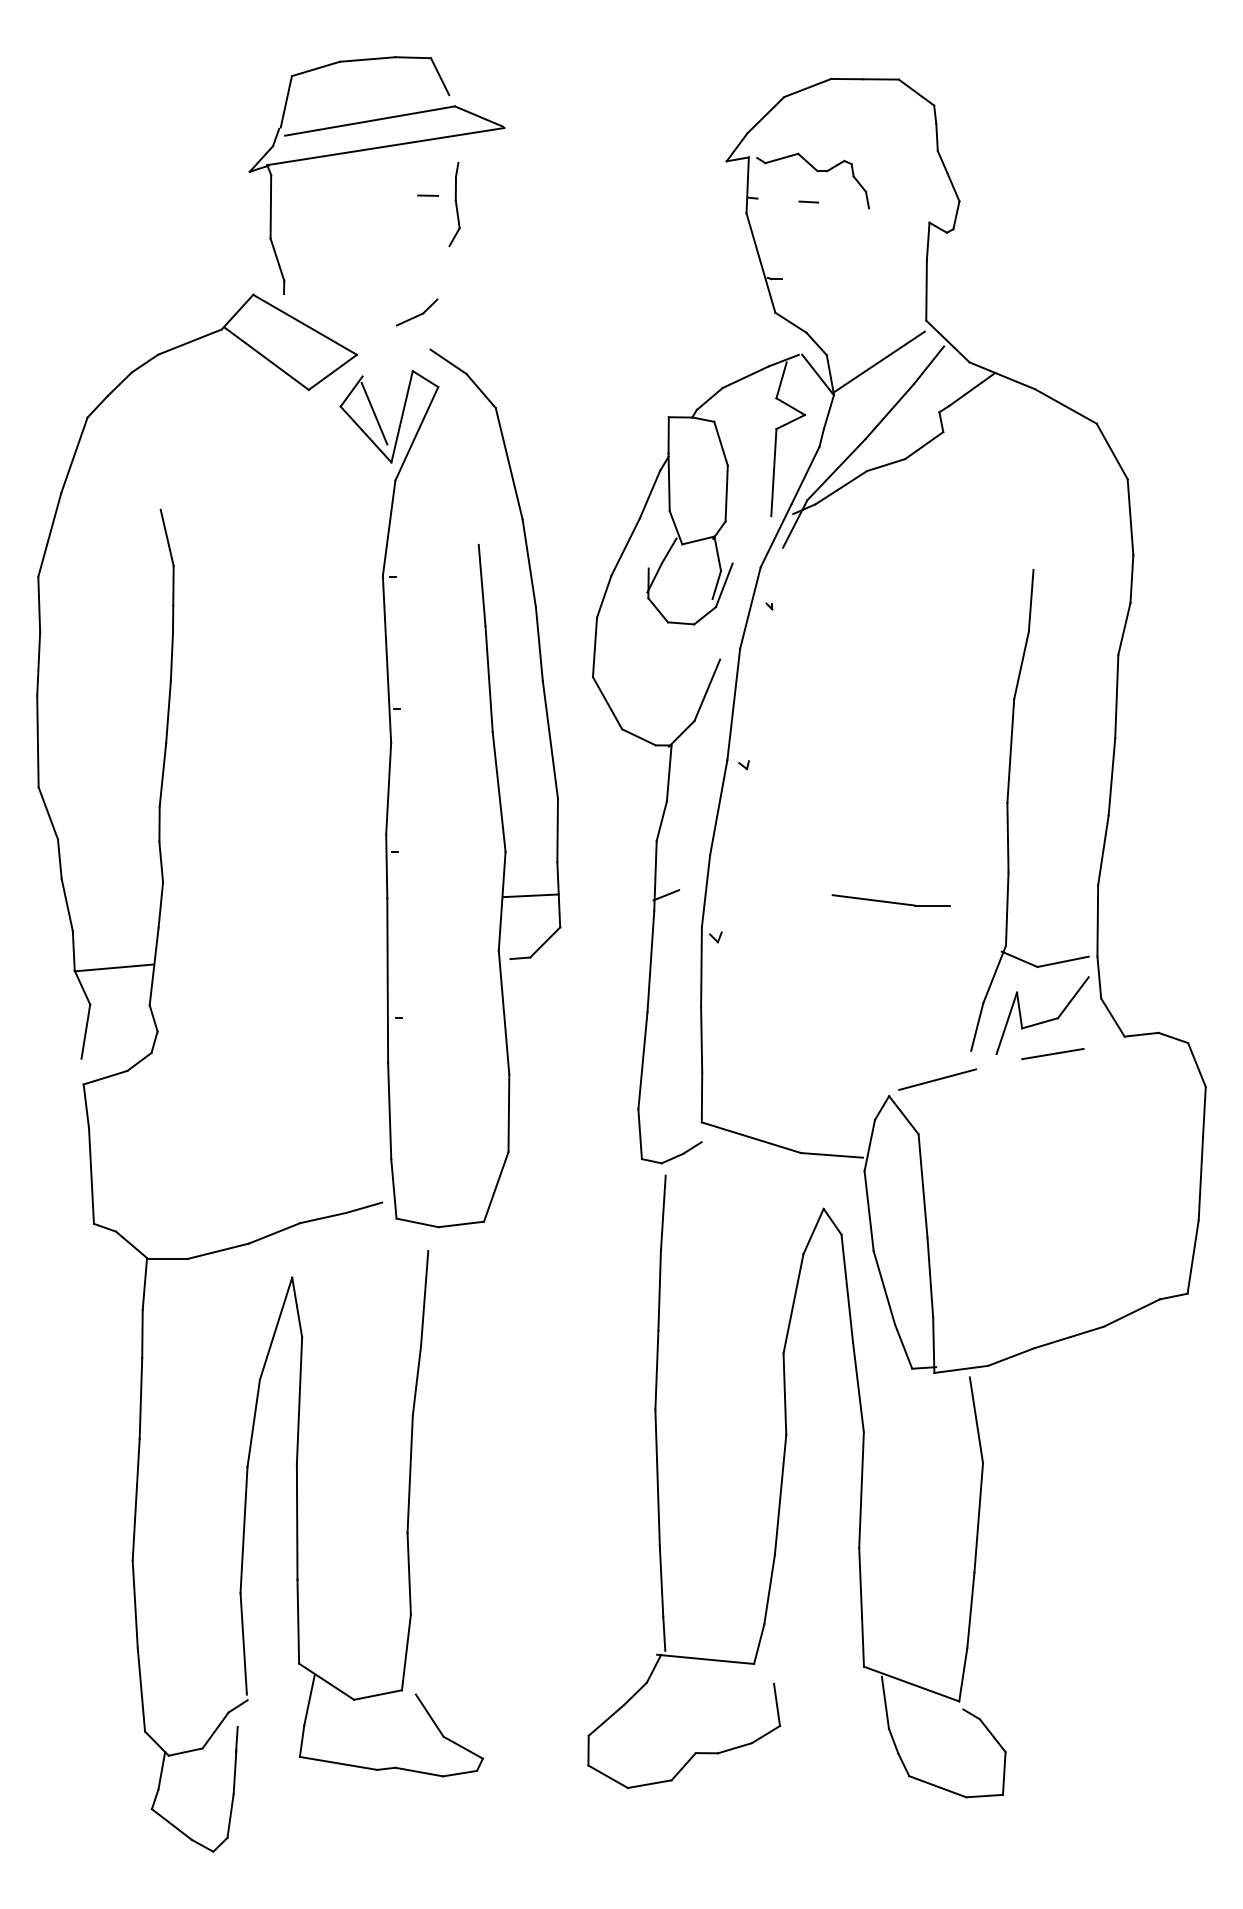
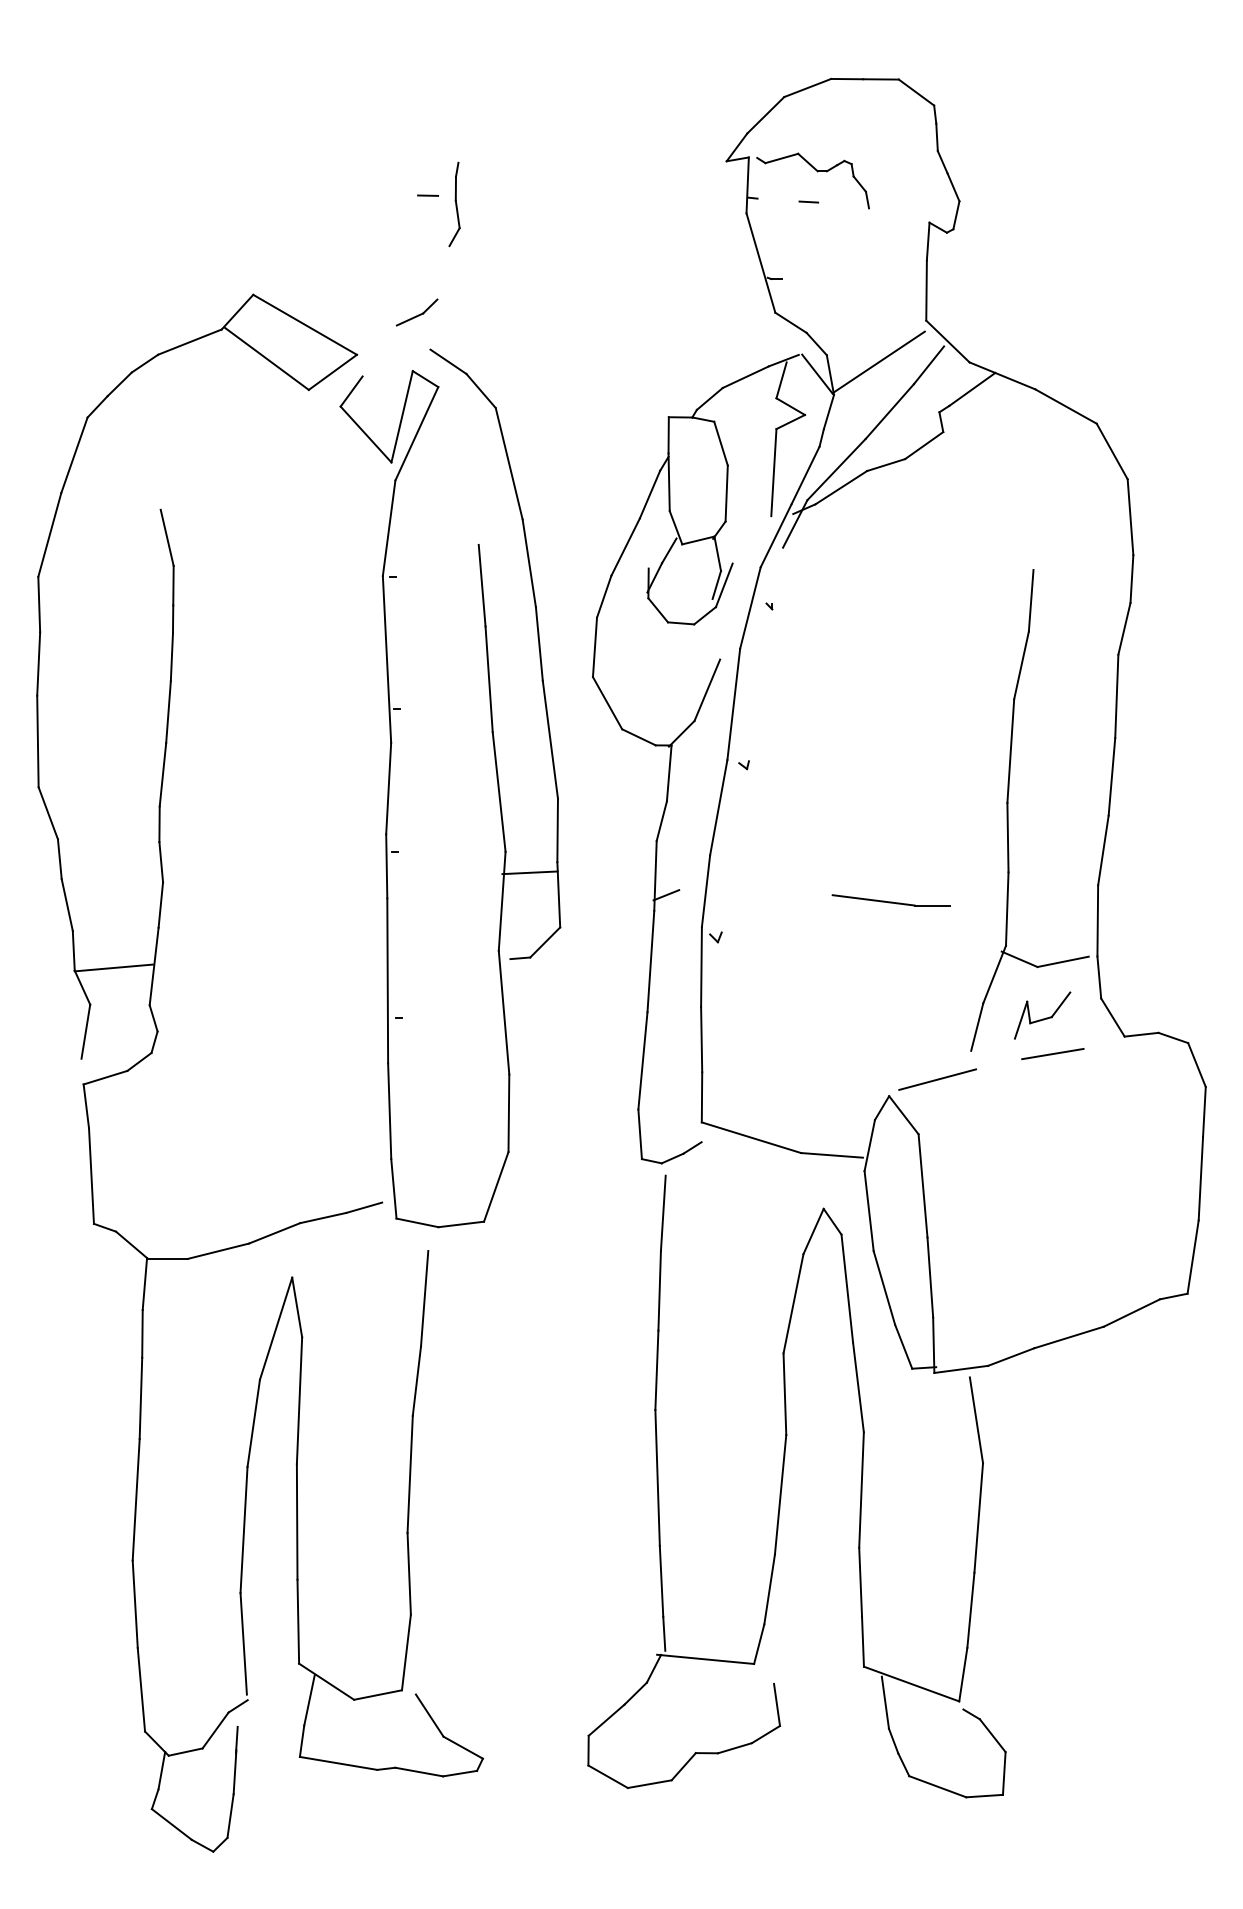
part: present -> none (375, 149)
line: present -> none (374, 413)
line position: (530, 895) -> (529, 872) (529, 872)
part size: 95x79 px -> 58x49 px (1042, 1015)
